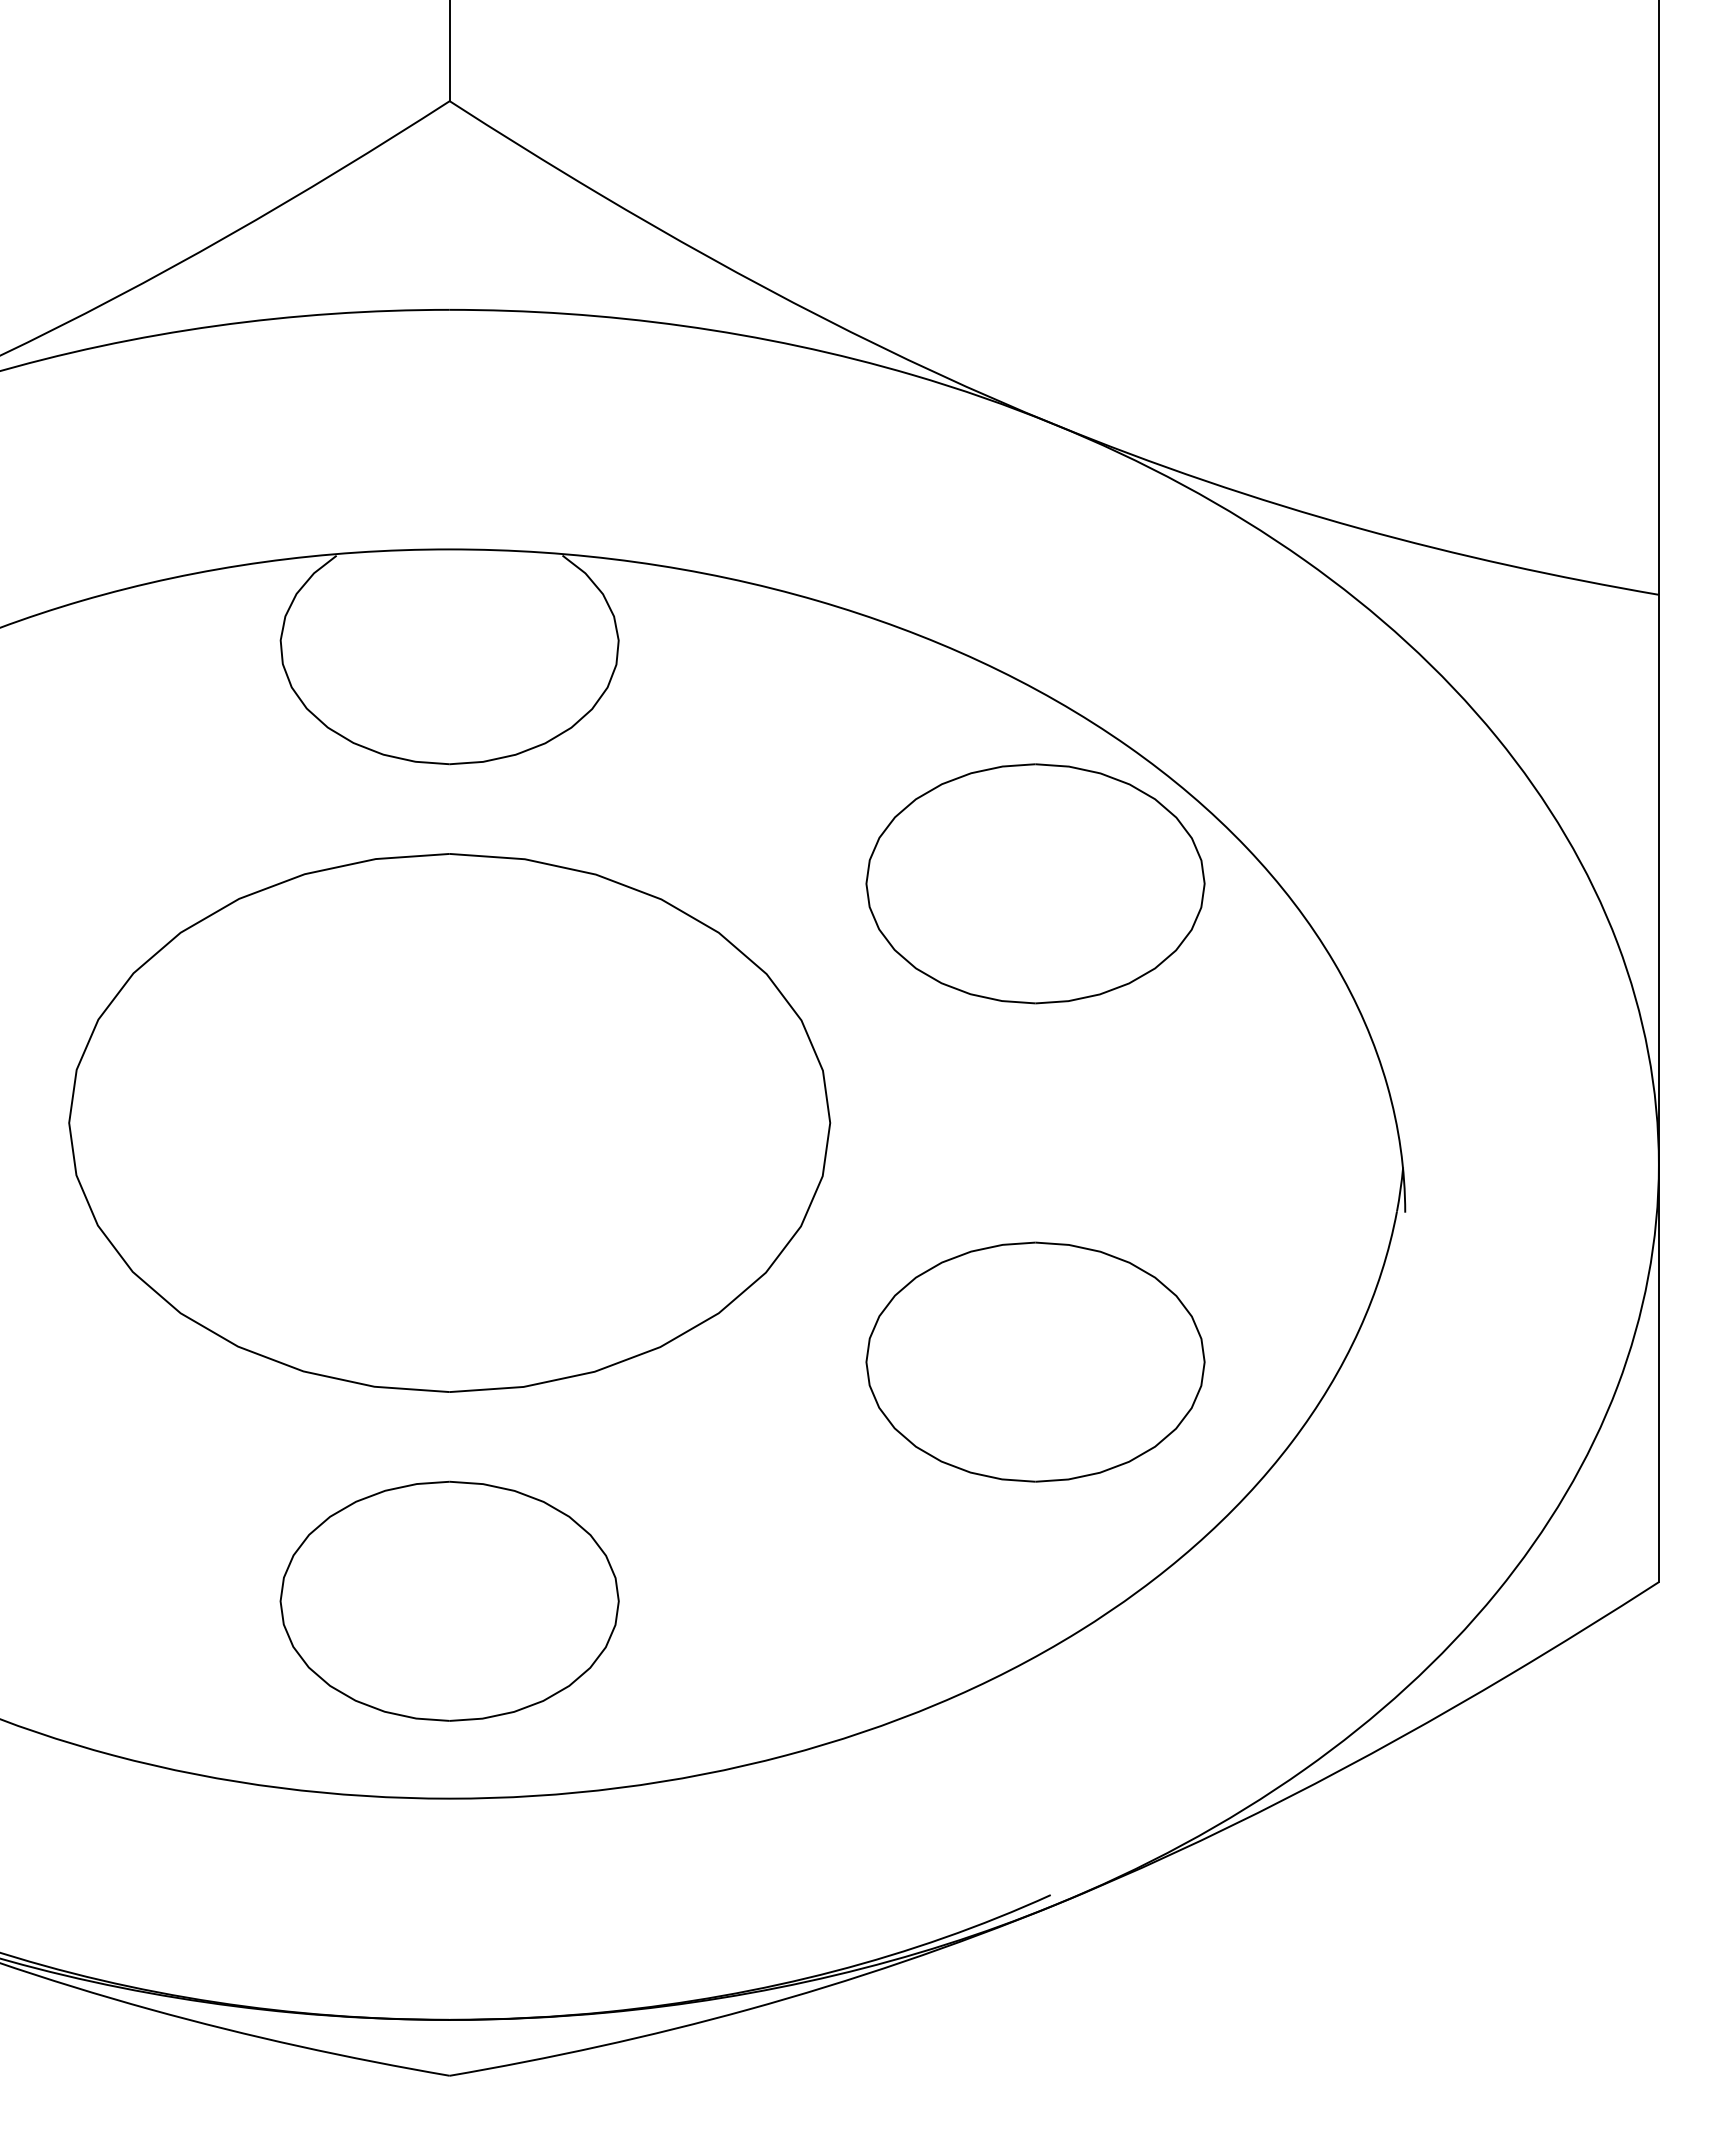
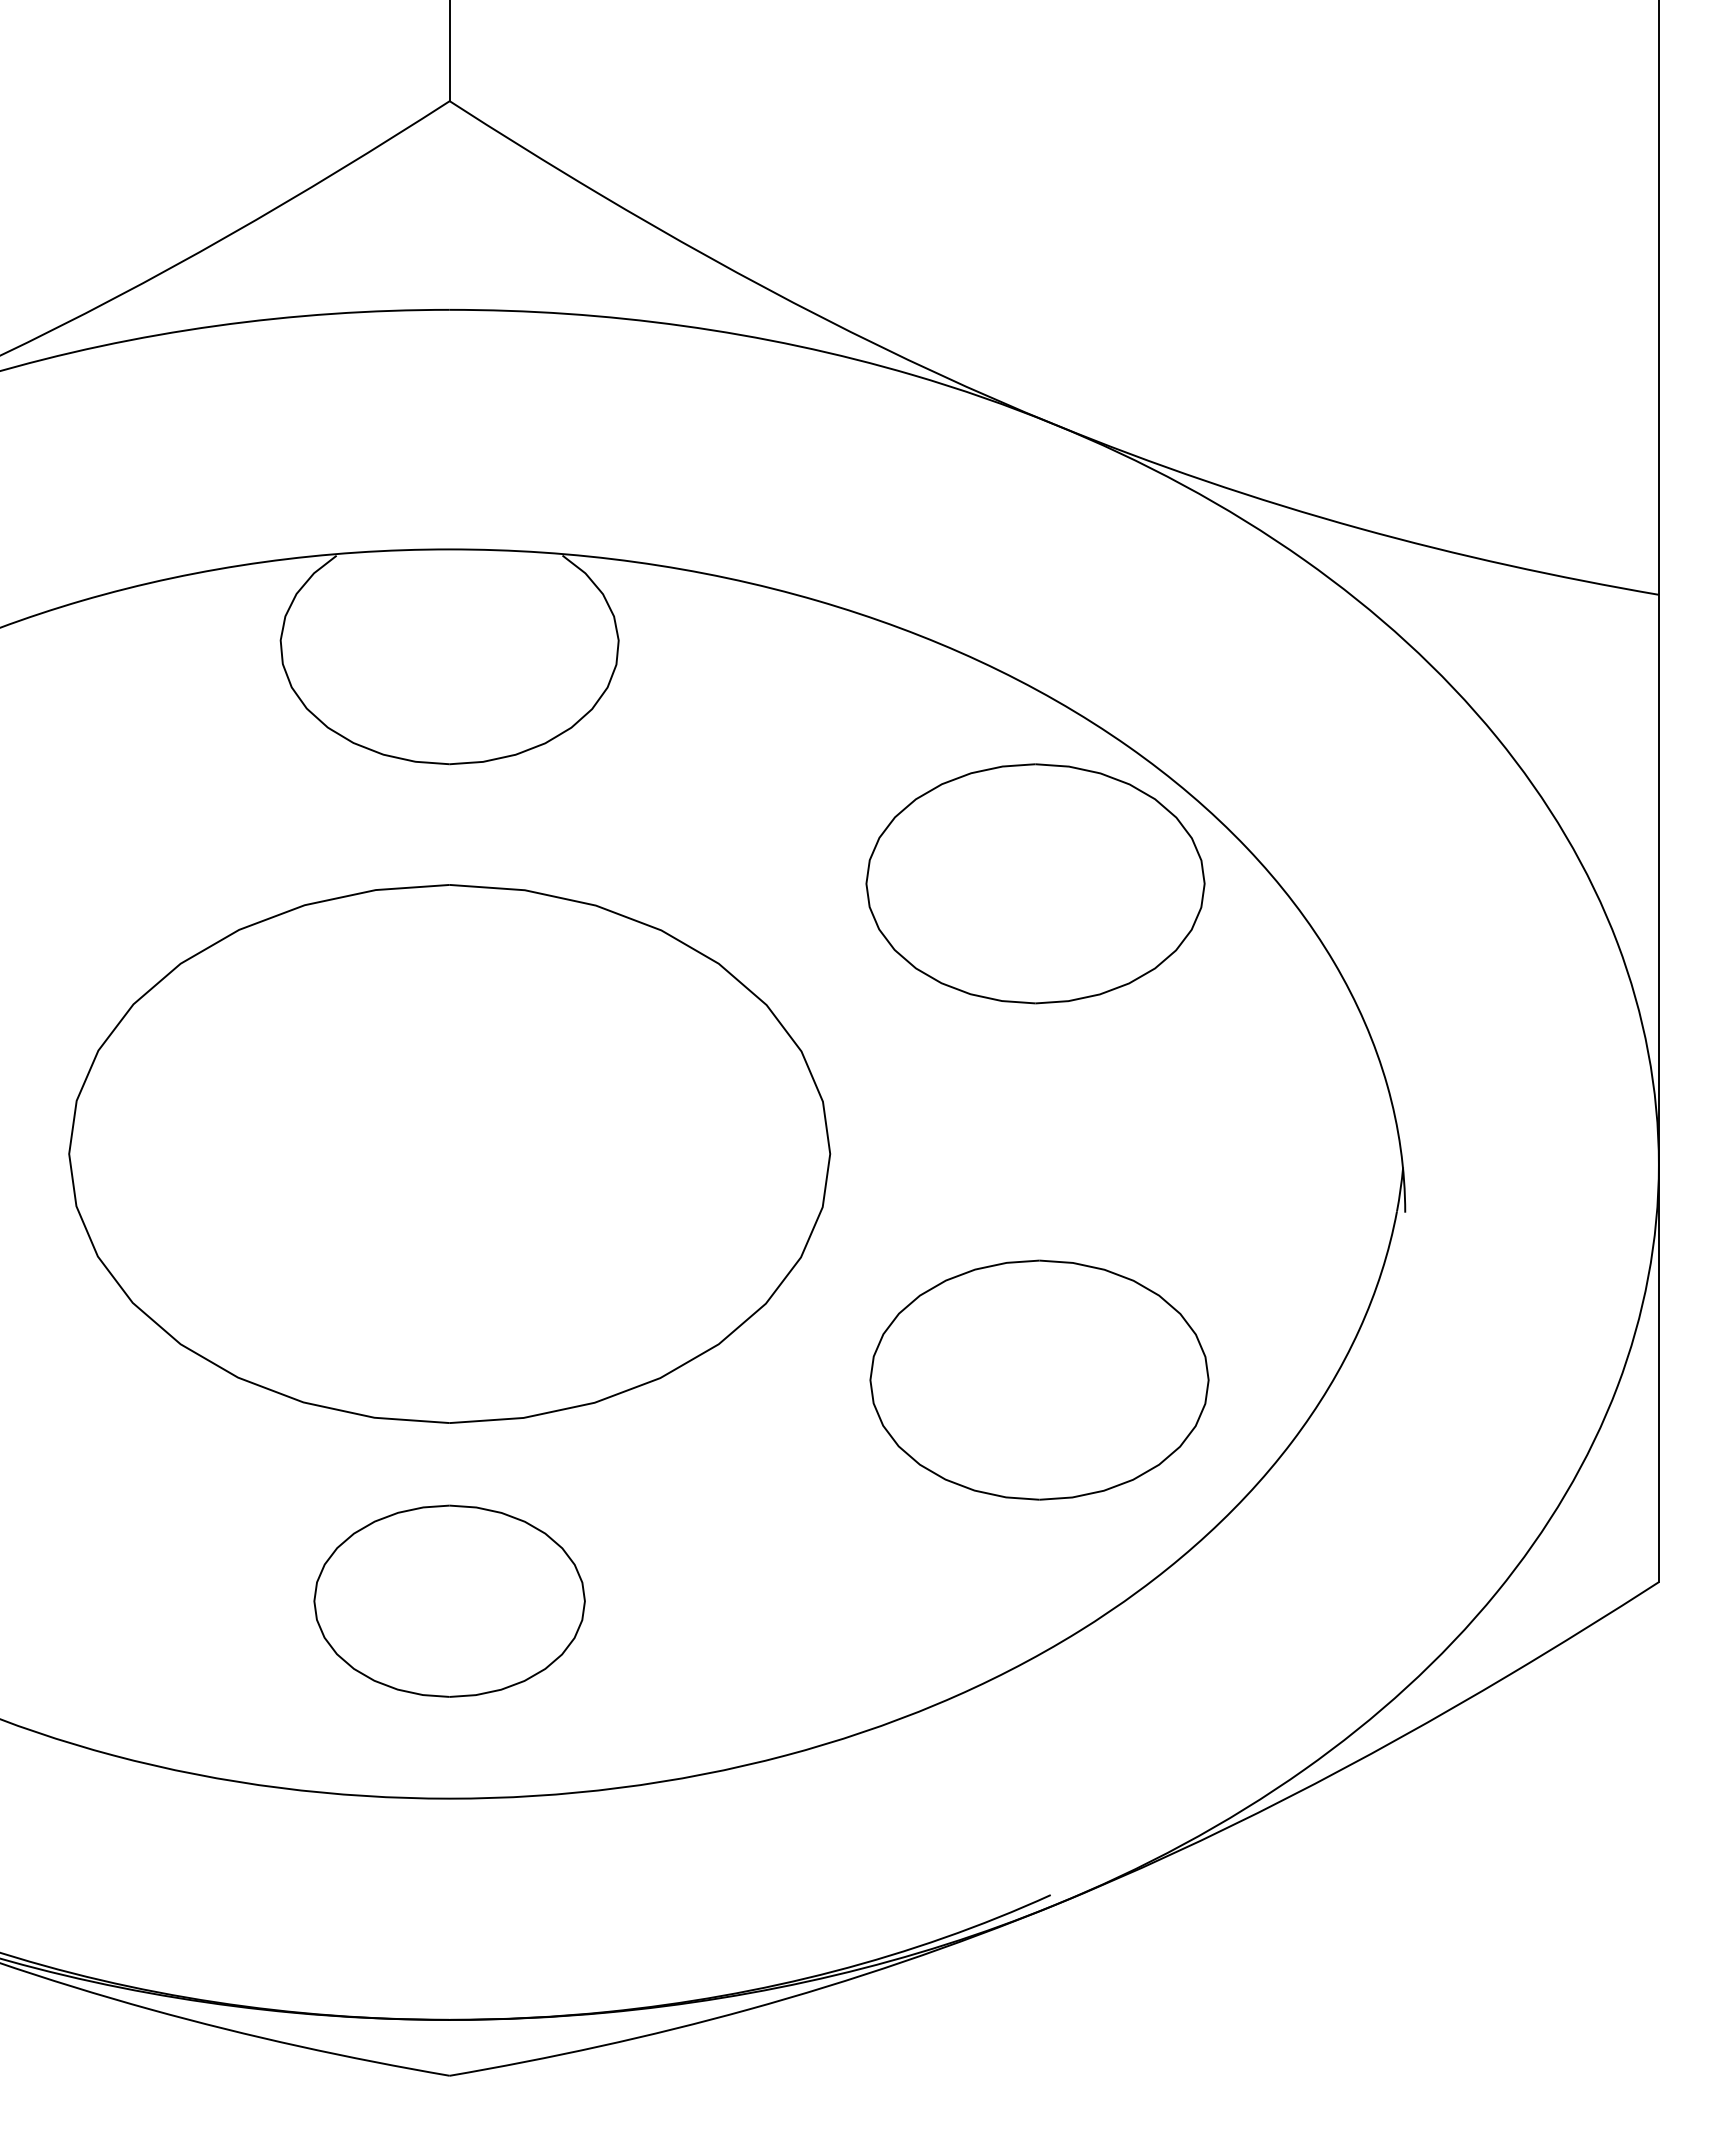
part position: (449, 1122) -> (449, 1153) (449, 1153)
part position: (1035, 1361) -> (1039, 1379) (1039, 1379)
part size: 341x242 px -> 273x194 px (449, 1600)
